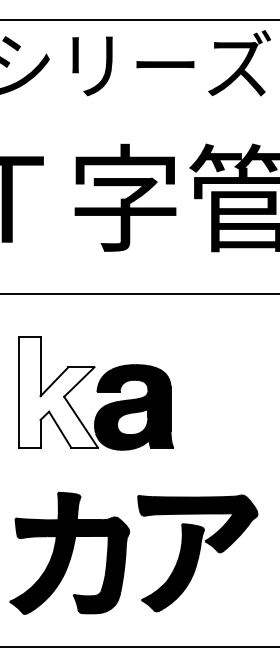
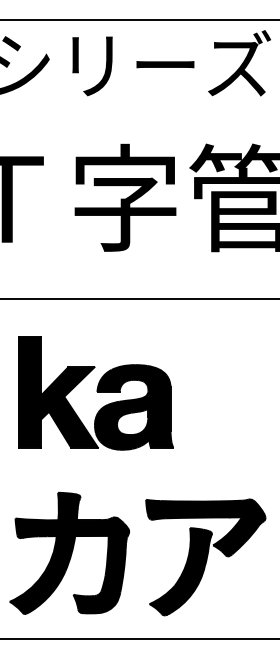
line position: (139, 293) -> (139, 298) (139, 298)
fill: none -> present (57, 391)
part position: (197, 553) -> (205, 557) (205, 557)
line position: (139, 647) -> (139, 639) (139, 639)
